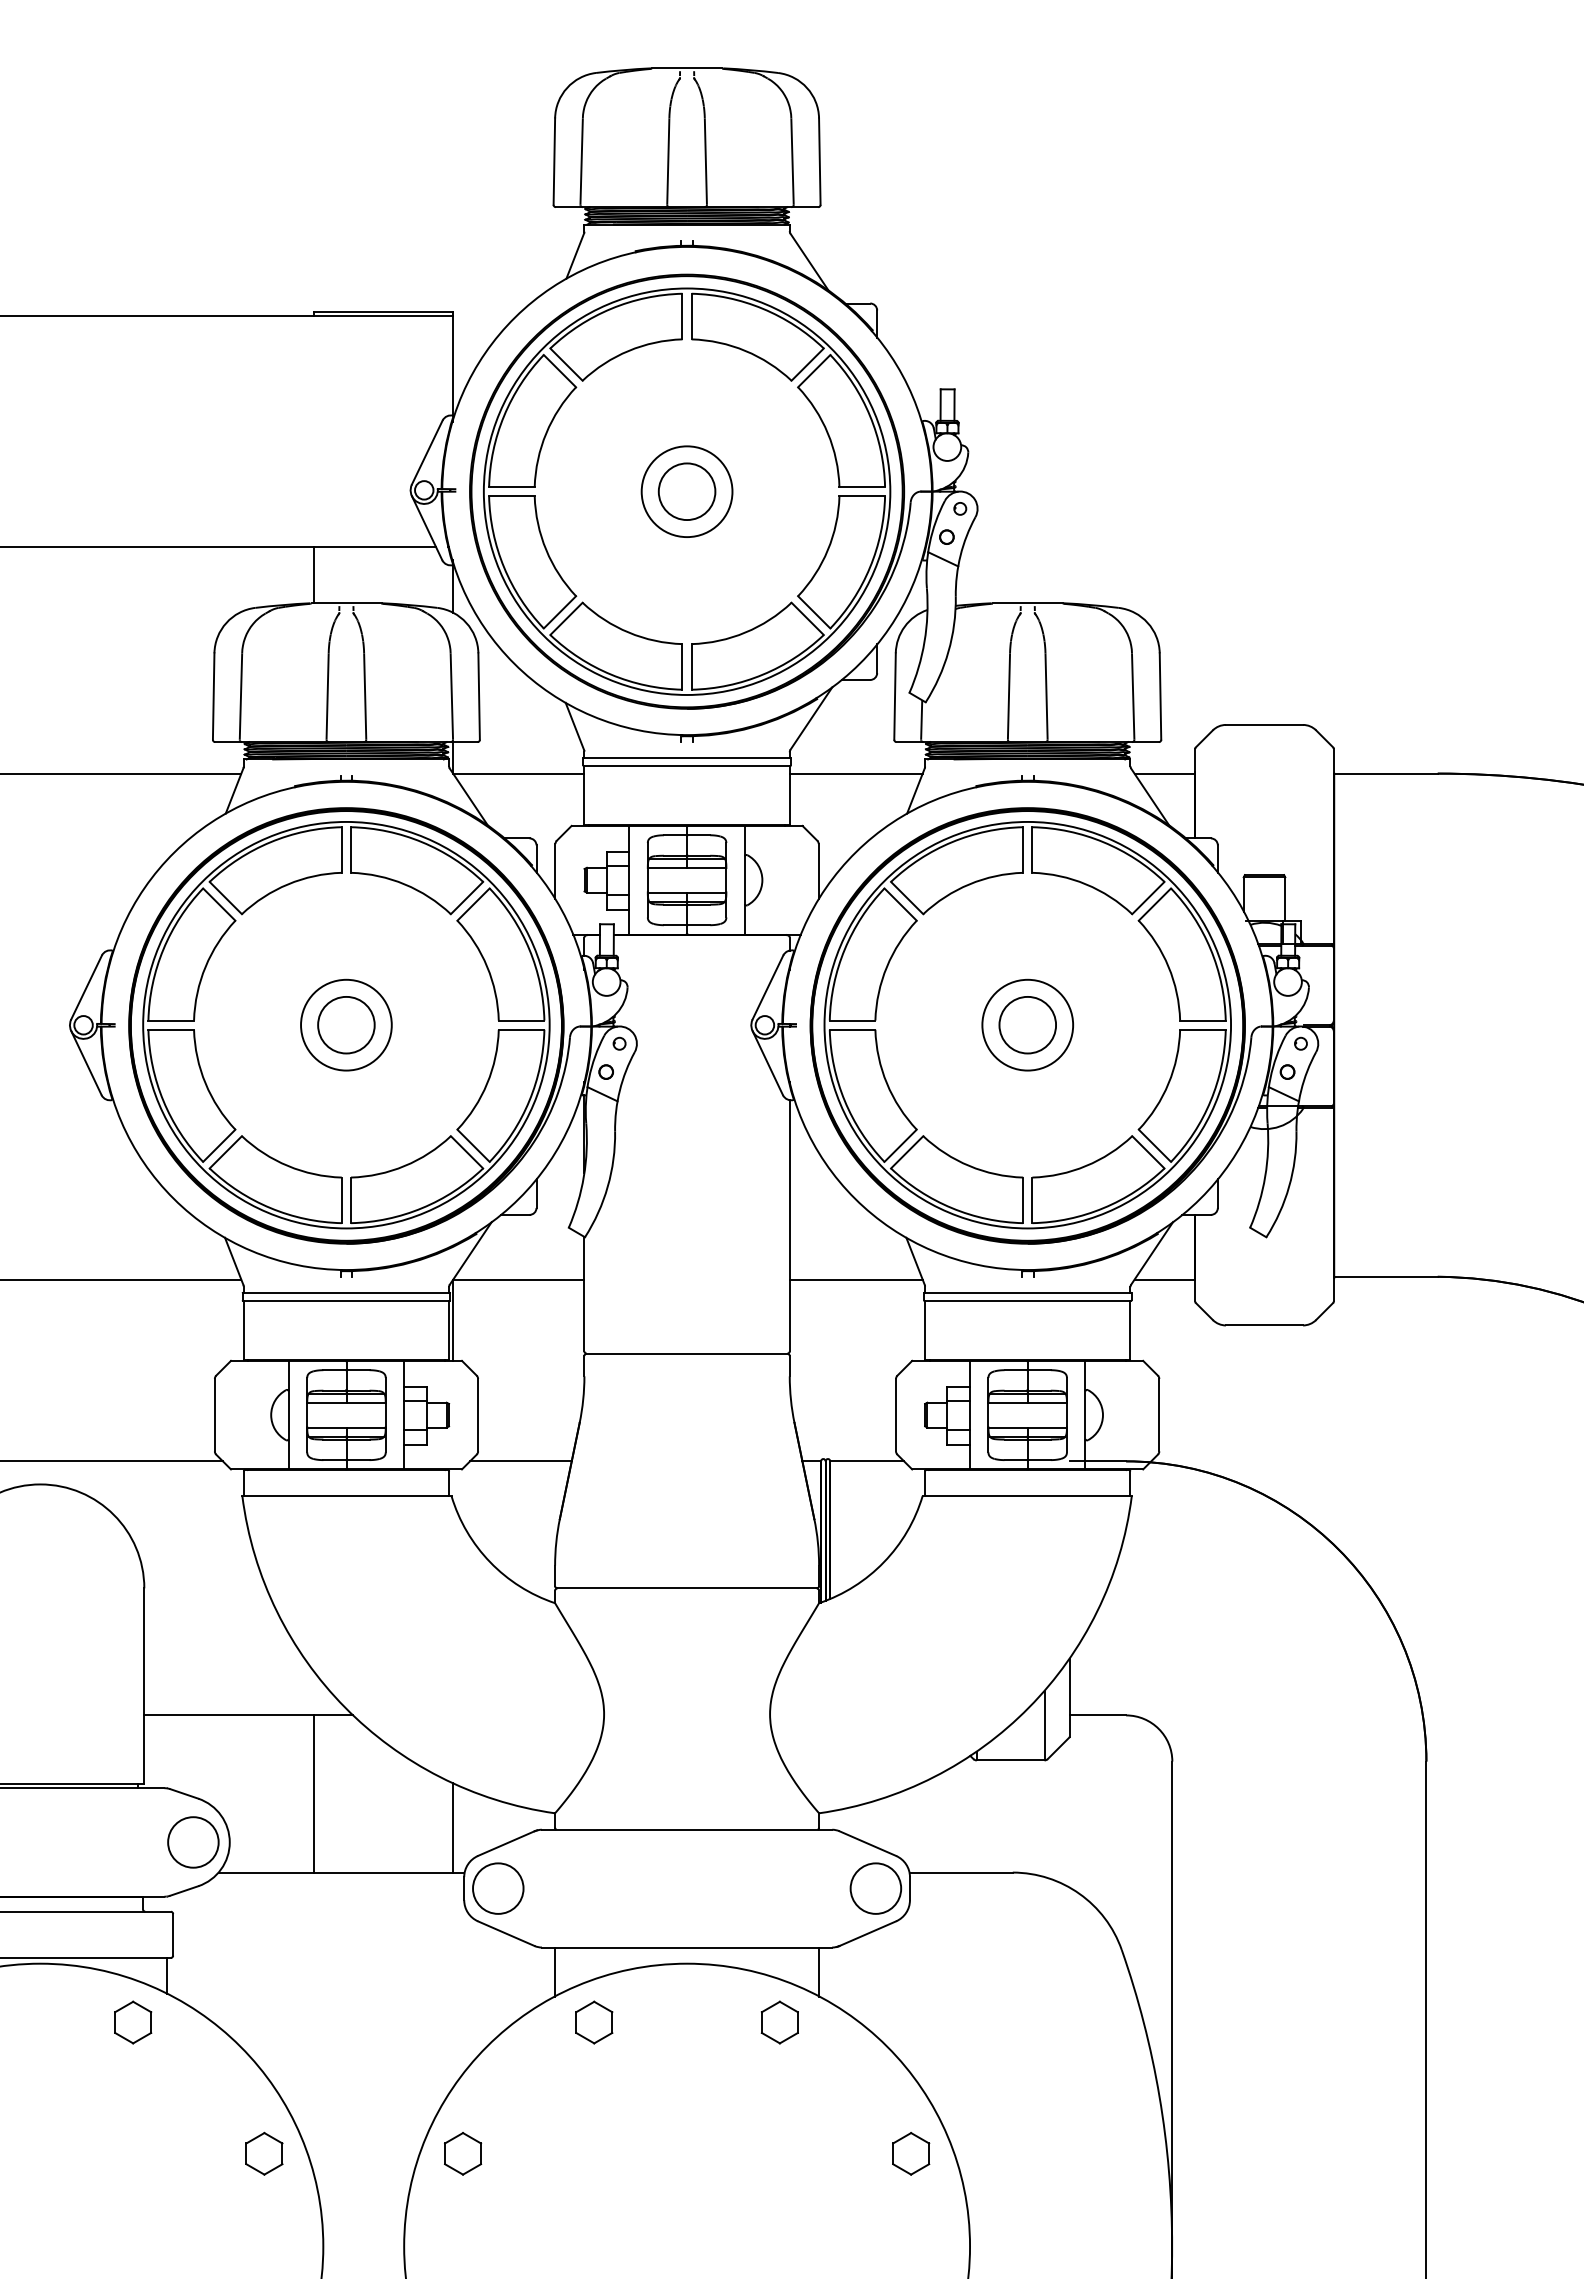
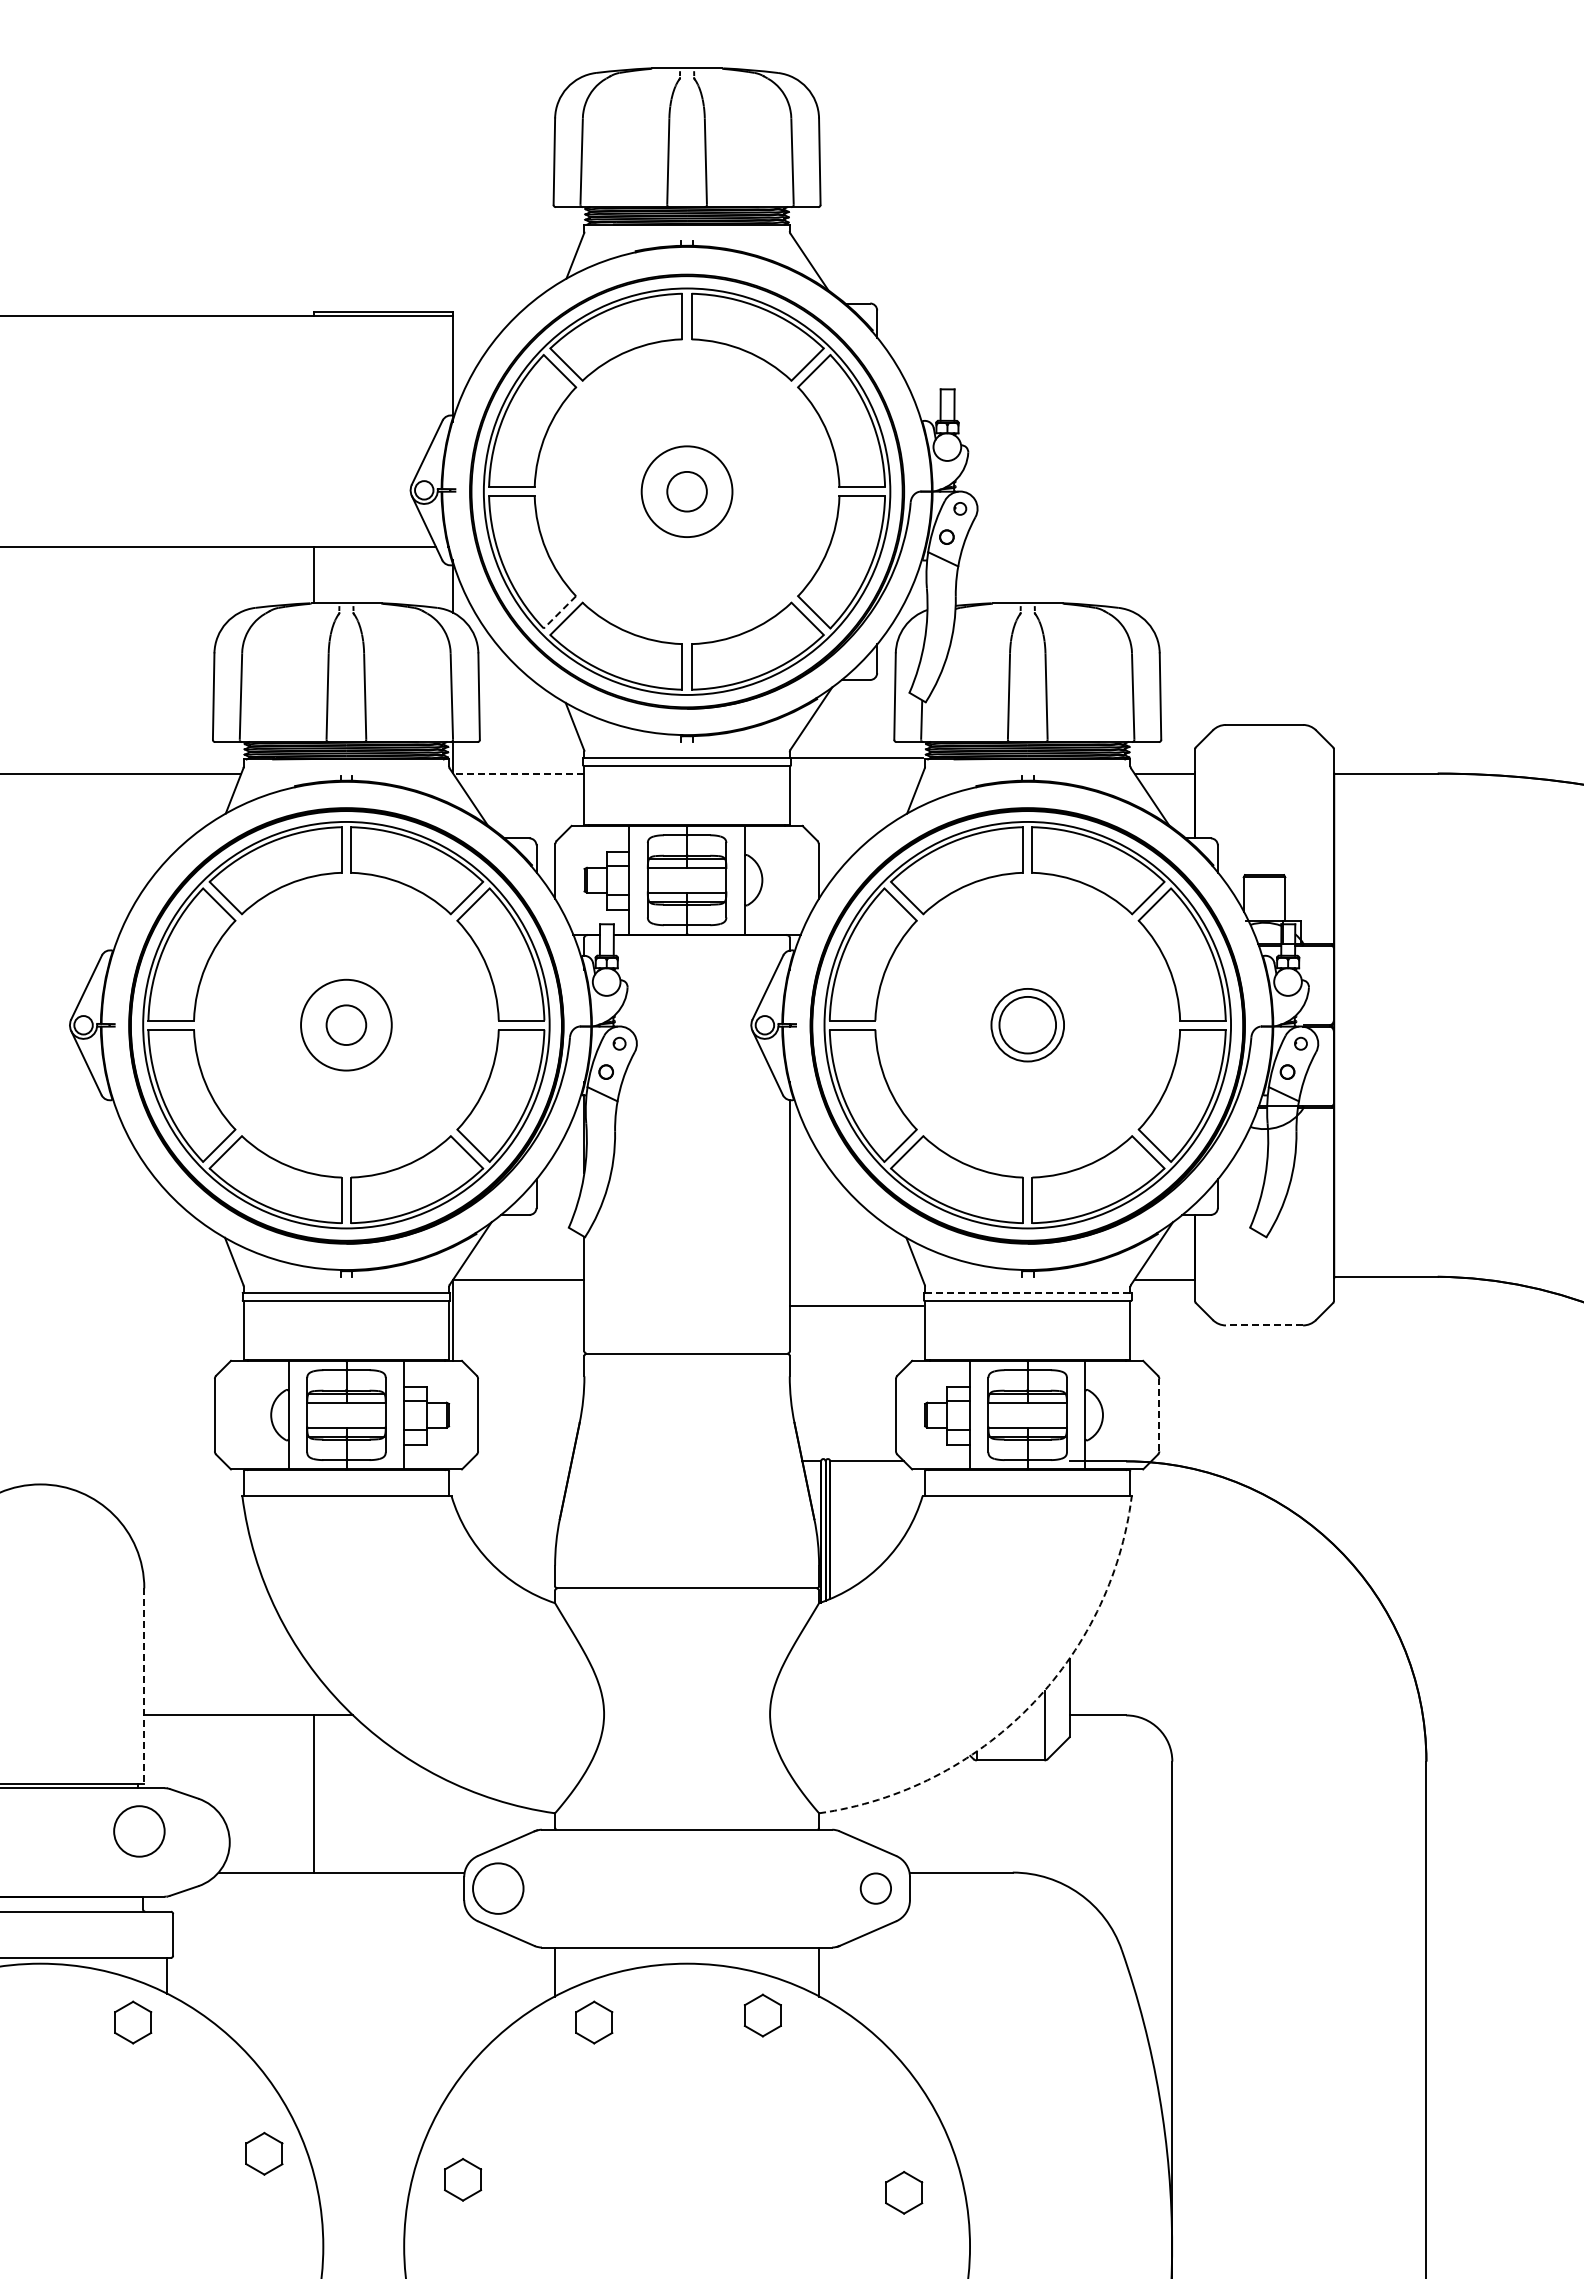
circle diameter: 57 px -> 40 px (686, 491)
line: solid -> dashed (559, 612)
line: solid -> dashed (518, 773)
line position: (855, 773) -> (855, 757) (855, 757)
circle diameter: 57 px -> 40 px (346, 1025)
circle diameter: 91 px -> 73 px (1027, 1024)
line: present -> none (121, 1279)
line position: (855, 1279) -> (855, 1305) (855, 1305)
line: solid -> dashed (1028, 1292)
line: solid -> dashed (1264, 1325)
line: solid -> dashed (1159, 1414)
line: present -> none (112, 1461)
line: present -> none (520, 1461)
line: solid -> dashed (144, 1686)
arc: solid -> dashed (1029, 1707)
line: present -> none (452, 1827)
circle position: (193, 1842) -> (139, 1831) (139, 1831)
circle diameter: 51 px -> 30 px (875, 1888)
part position: (779, 2022) -> (762, 2015) (762, 2015)
part position: (463, 2153) -> (463, 2179) (463, 2179)
part position: (911, 2153) -> (904, 2192) (904, 2192)
